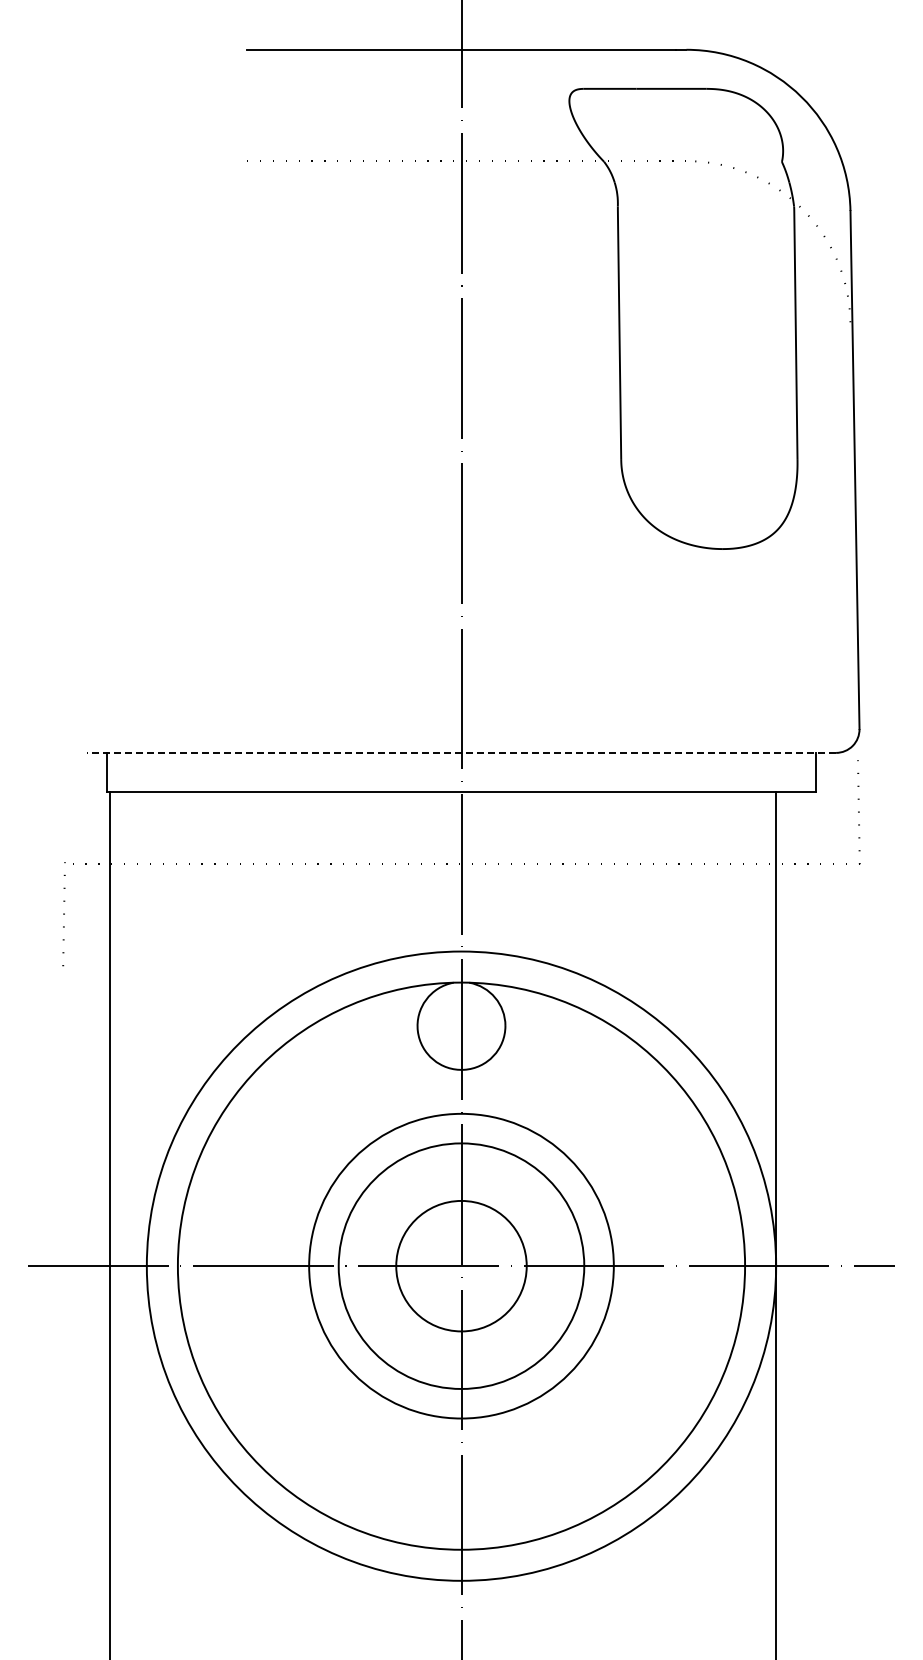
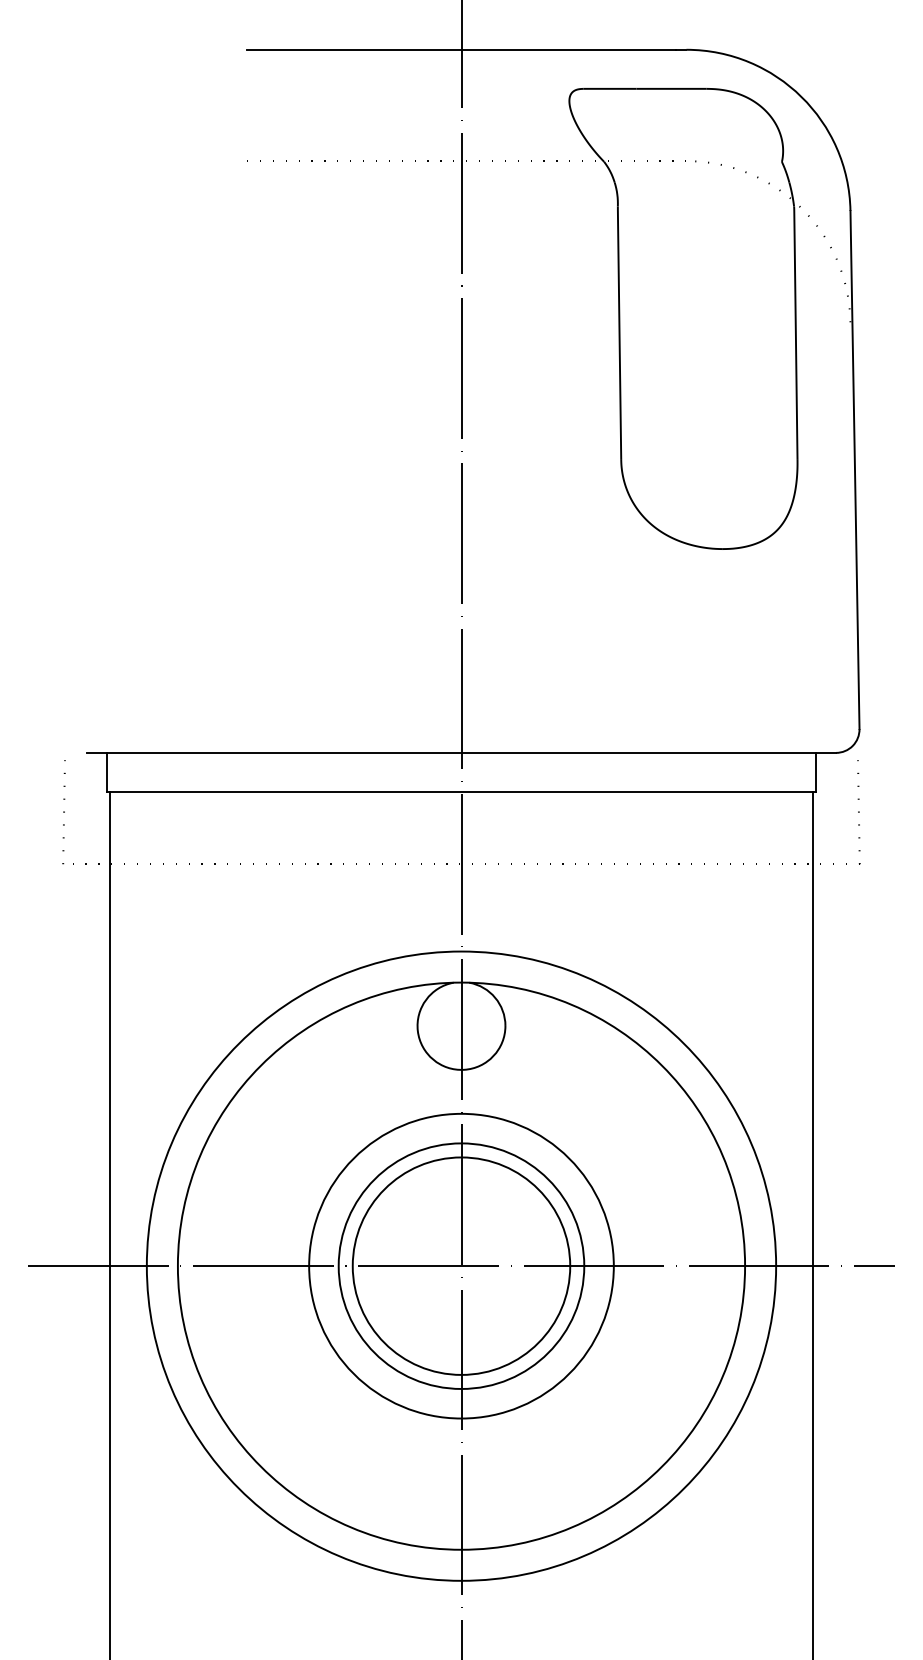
line: dashed -> solid (461, 752)
line position: (63, 914) -> (63, 812) (63, 812)
line position: (776, 1223) -> (813, 1223) (813, 1223)
circle diameter: 130 px -> 217 px (461, 1265)
